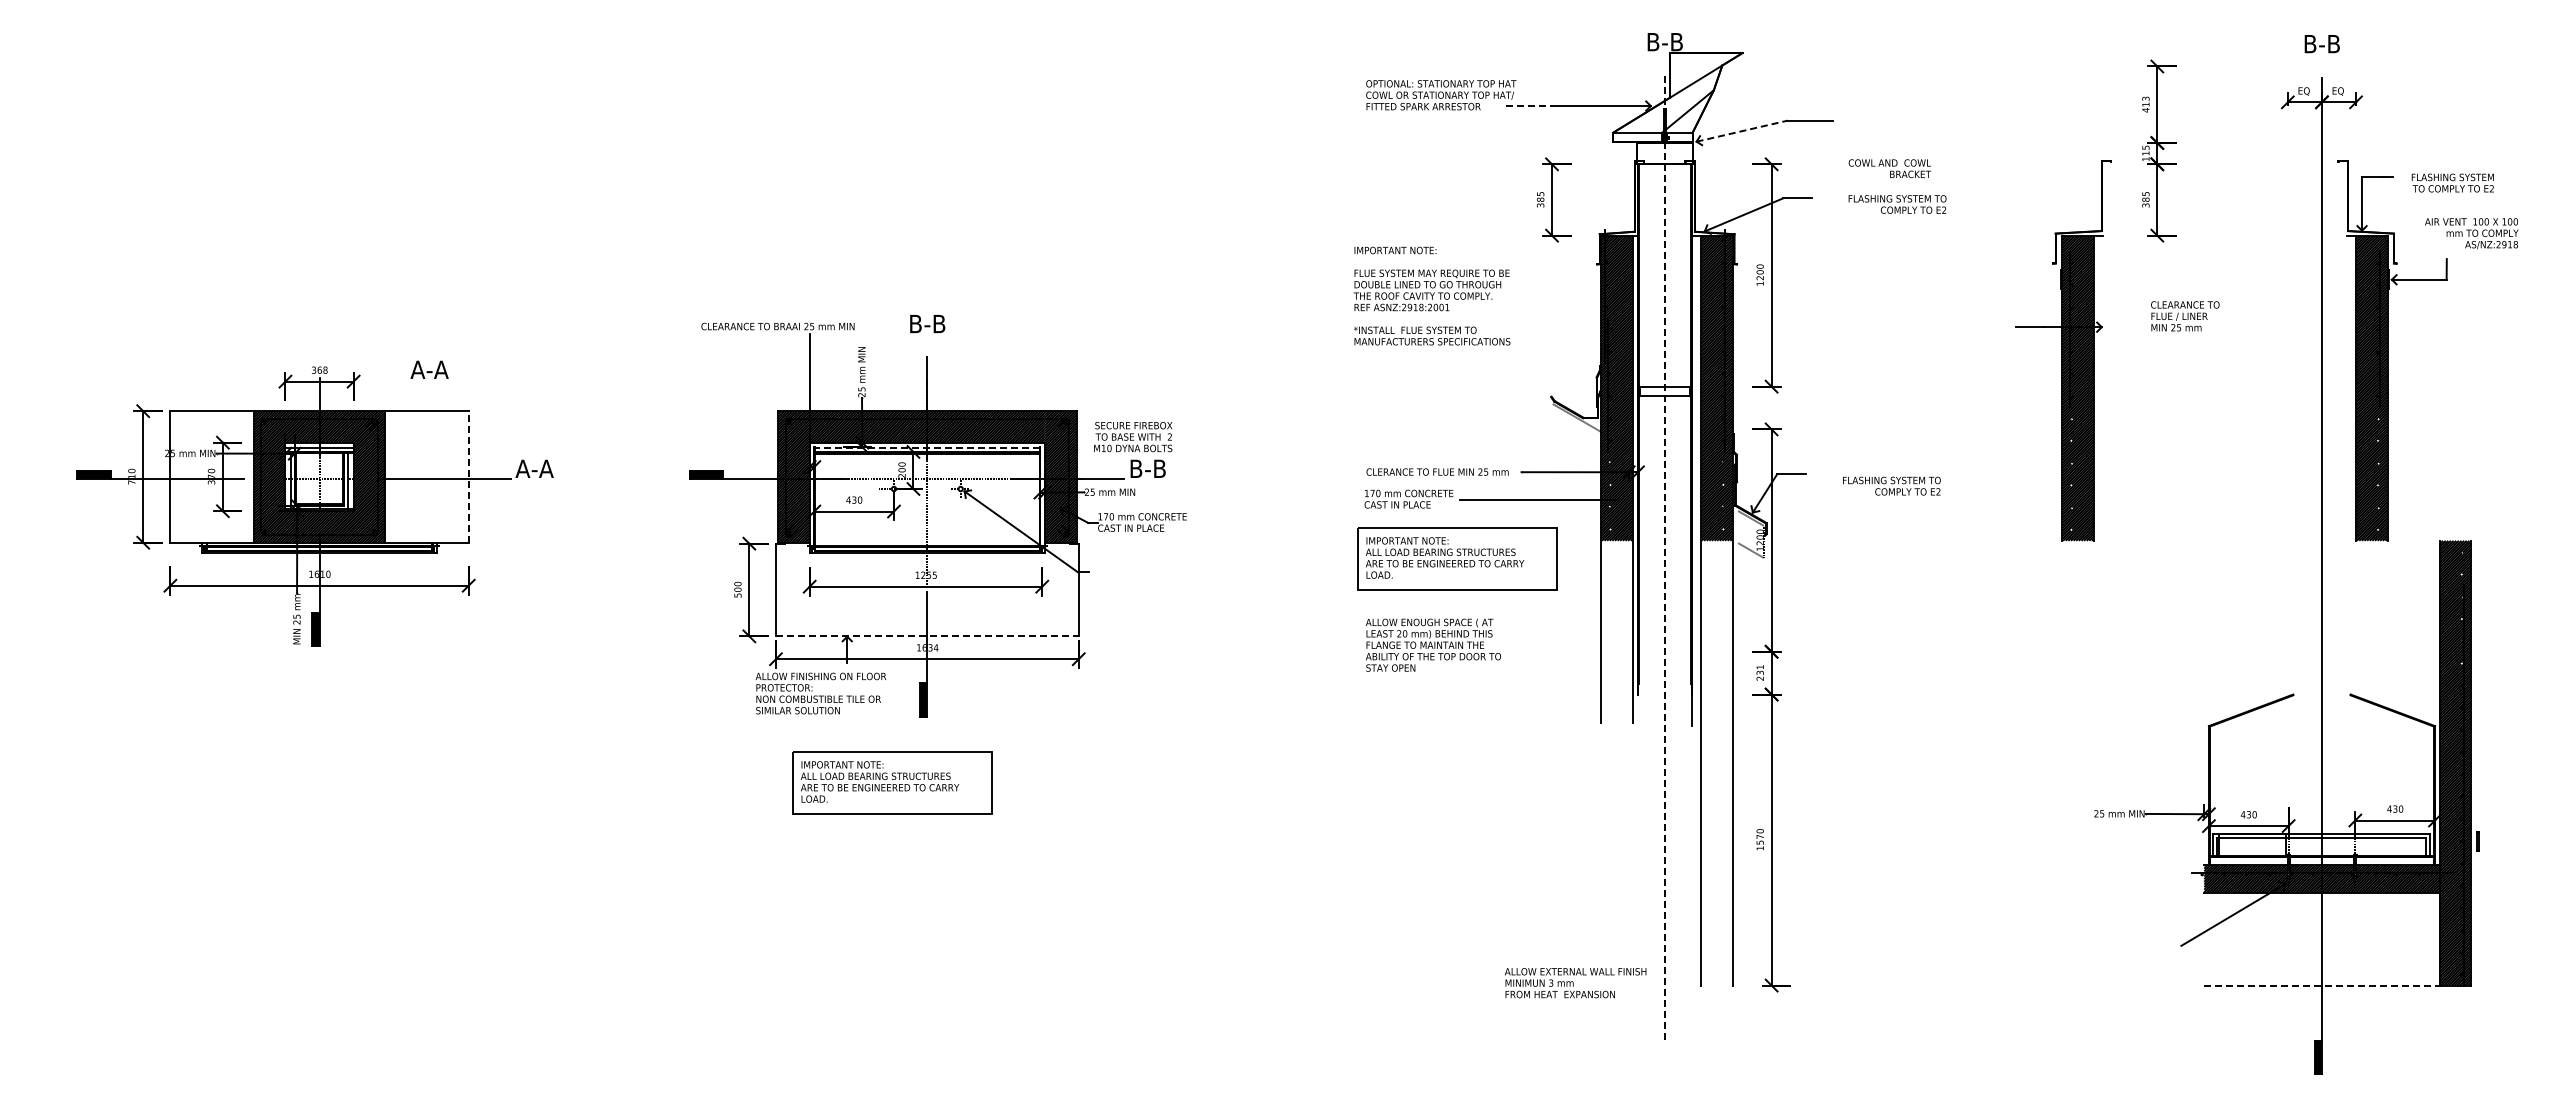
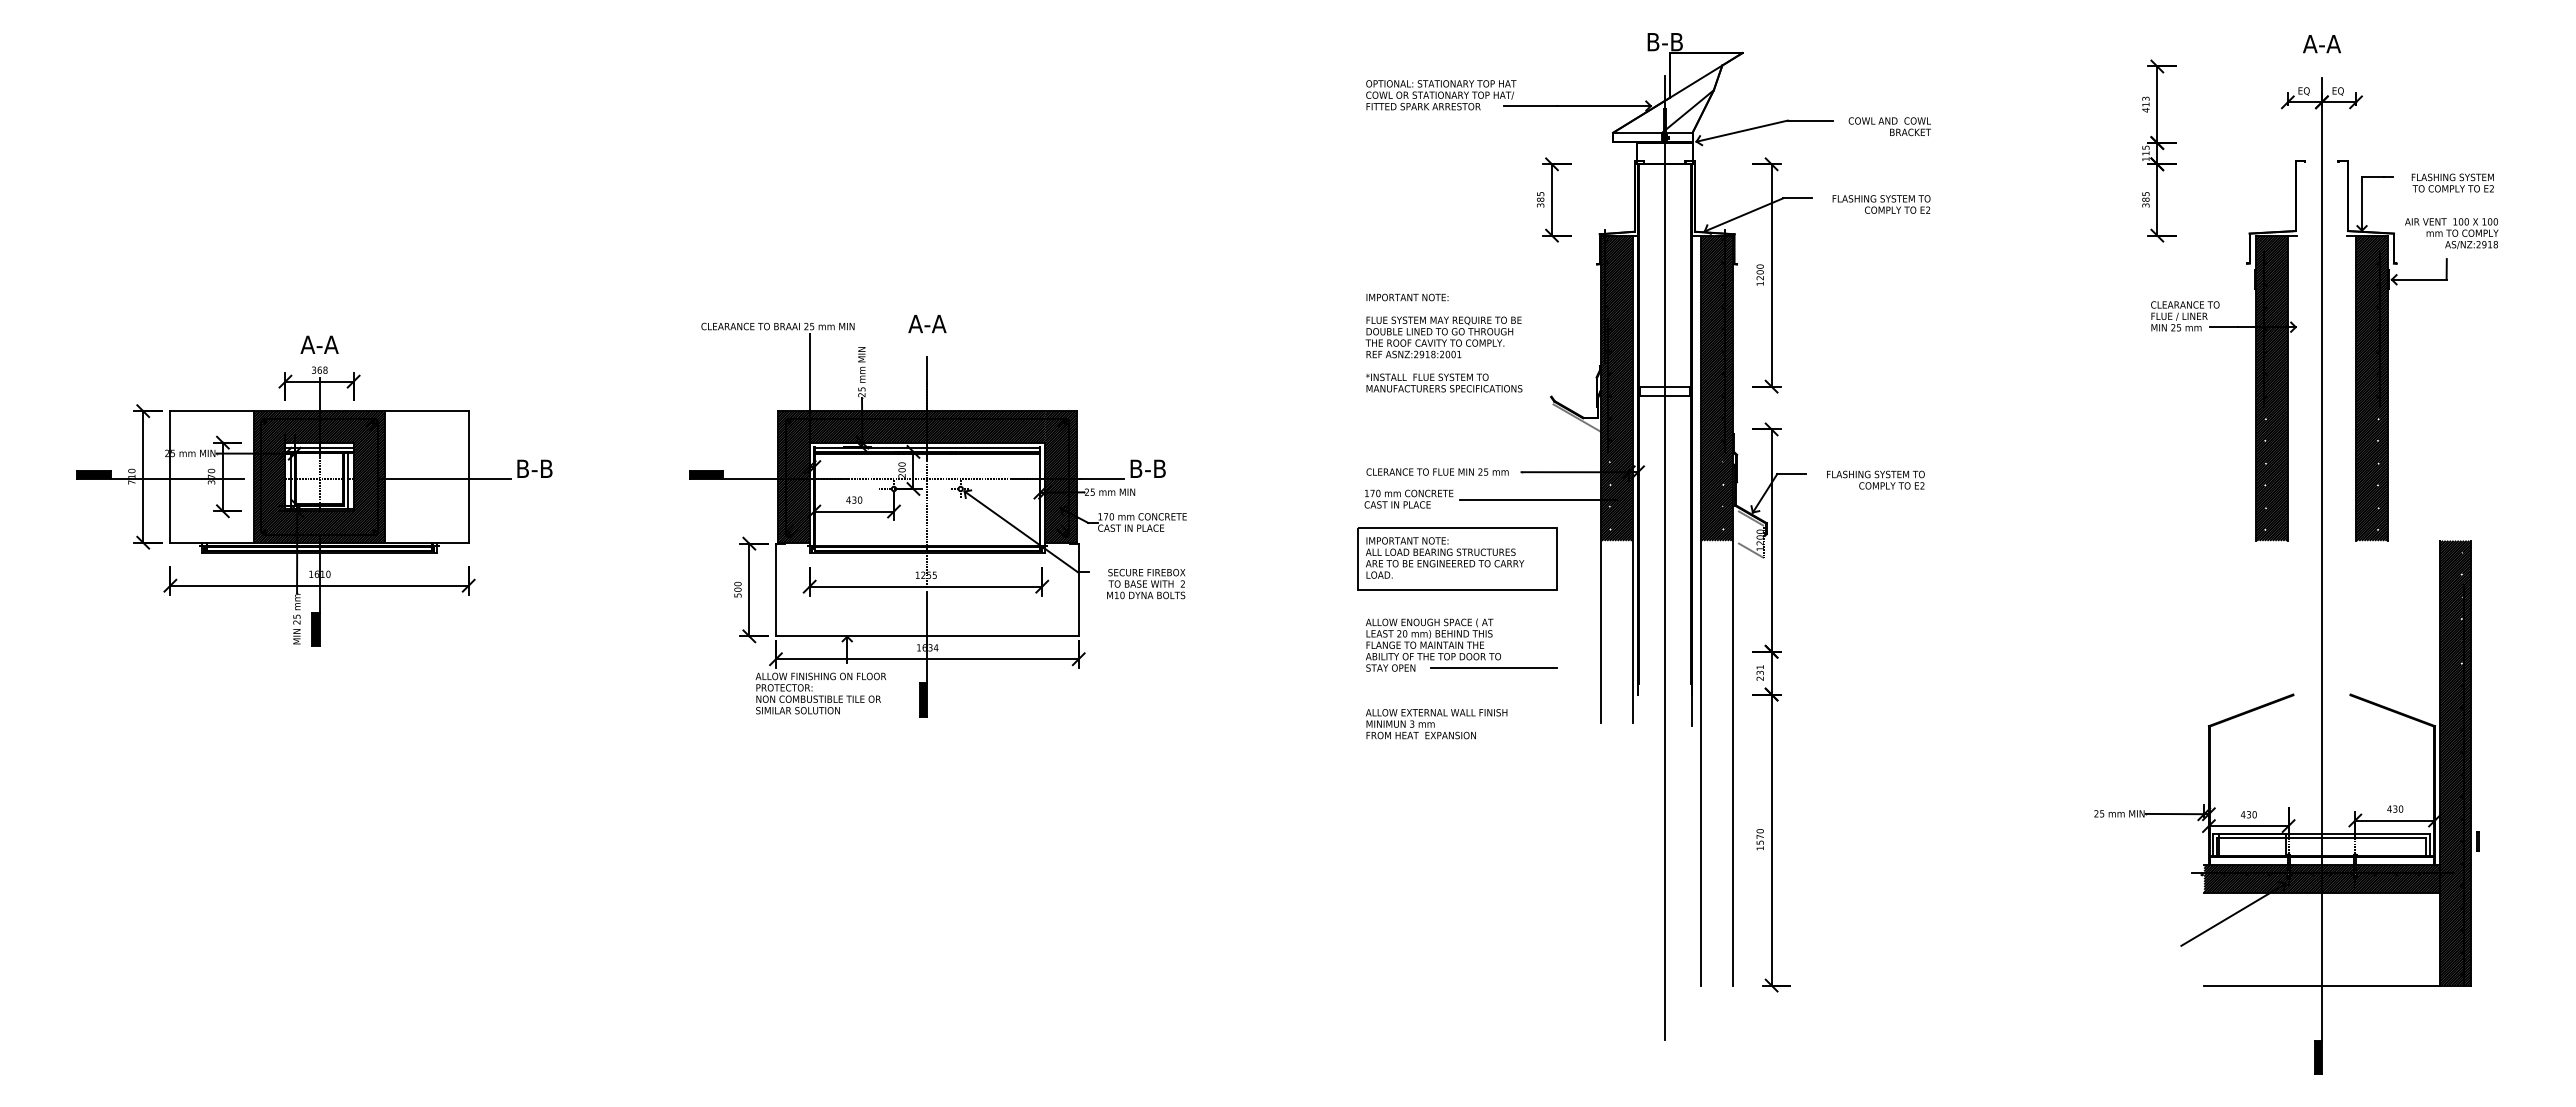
text: B-B -> A-A (2321, 44)
line: dashed -> solid (1530, 106)
line: dashed -> solid (1742, 131)
text position: (1889, 168) -> (1889, 126) (1889, 126)
text position: (1897, 204) -> (1881, 204) (1881, 204)
text position: (2471, 233) -> (2451, 233) (2451, 233)
text position: (1431, 295) -> (1443, 342) (1443, 342)
text: B-B -> A-A (927, 324)
part position: (2063, 350) -> (2257, 350) (2257, 350)
text position: (429, 369) -> (319, 344) (319, 344)
text position: (1133, 437) -> (1146, 584) (1146, 584)
line: dashed -> solid (926, 447)
text: A-A -> B-B (534, 468)
line: dashed -> solid (468, 476)
text position: (1891, 485) -> (1875, 479) (1875, 479)
line: dashed -> solid (1664, 558)
line: dashed -> solid (927, 636)
line: none -> present (1493, 668)
part: present -> none (892, 782)
text position: (1575, 983) -> (1436, 724) (1436, 724)
line: dashed -> solid (2321, 985)
